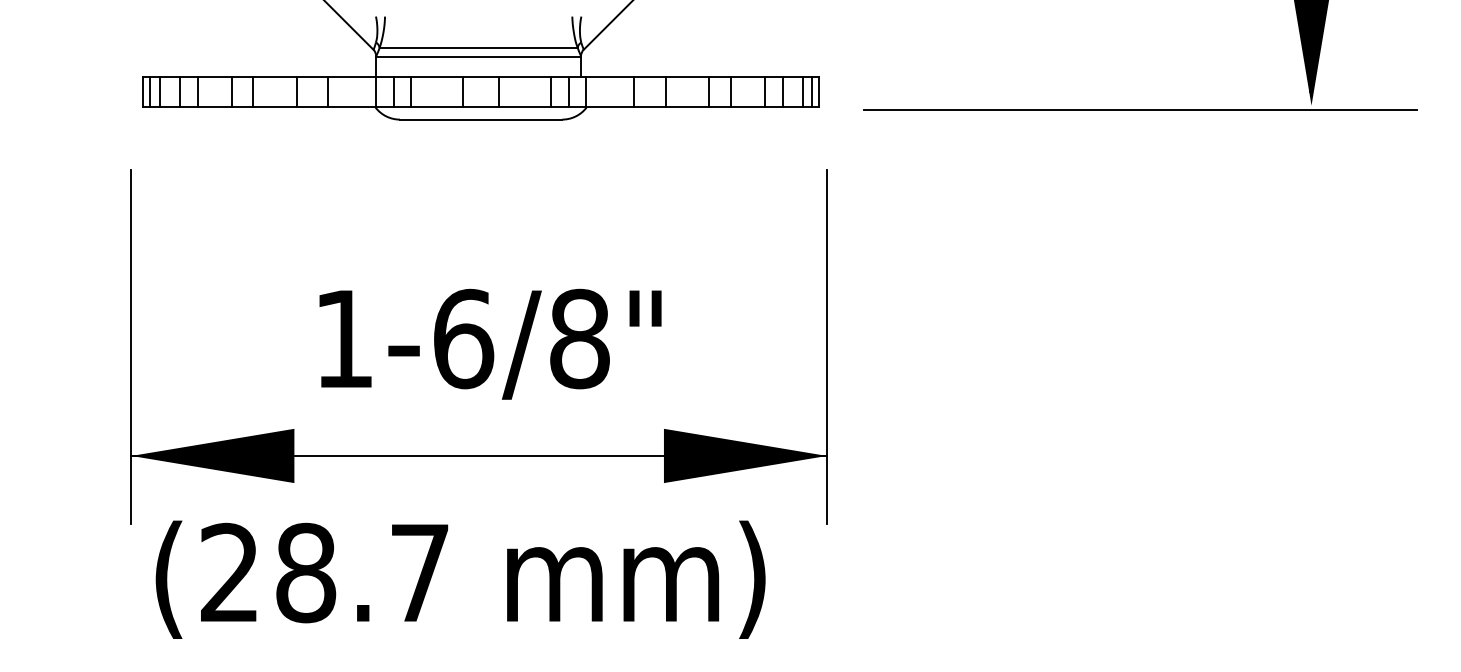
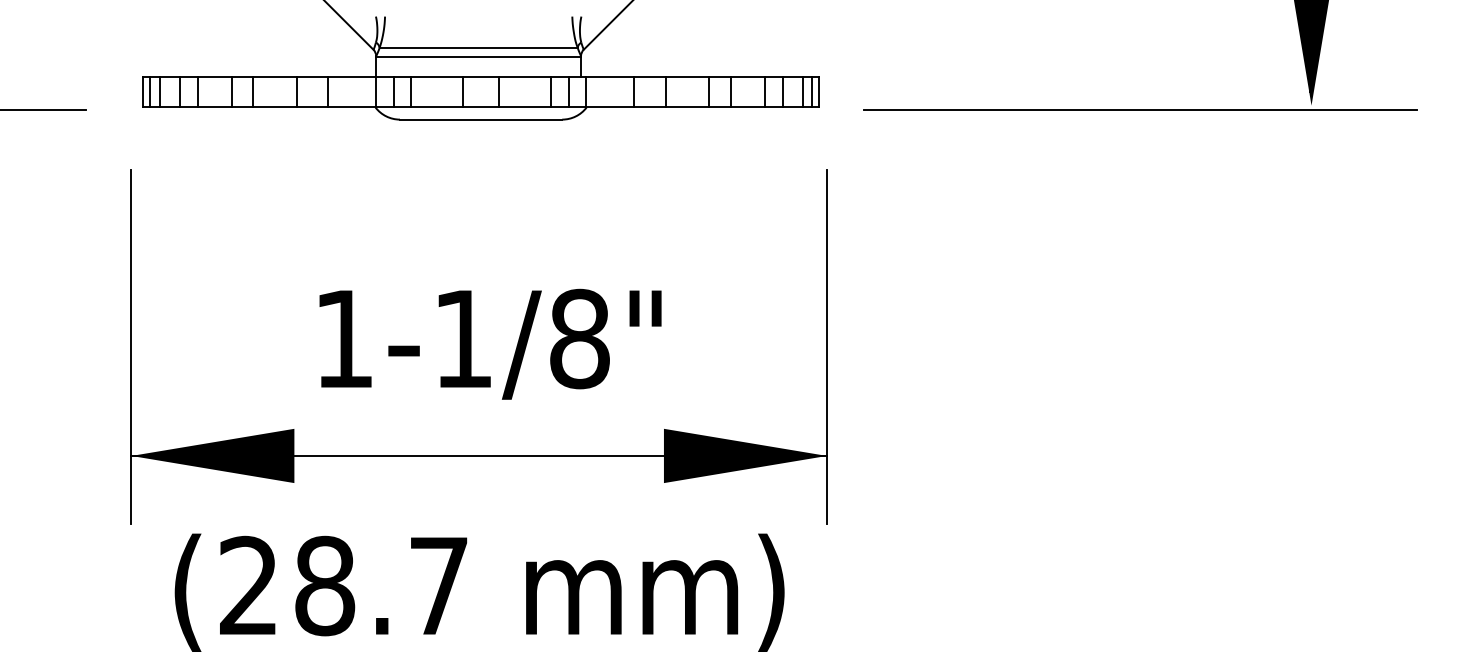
line: none -> present (44, 110)
text: 1-6/8" -> 1-1/8" (464, 338)
text position: (460, 579) -> (479, 592) (479, 592)
